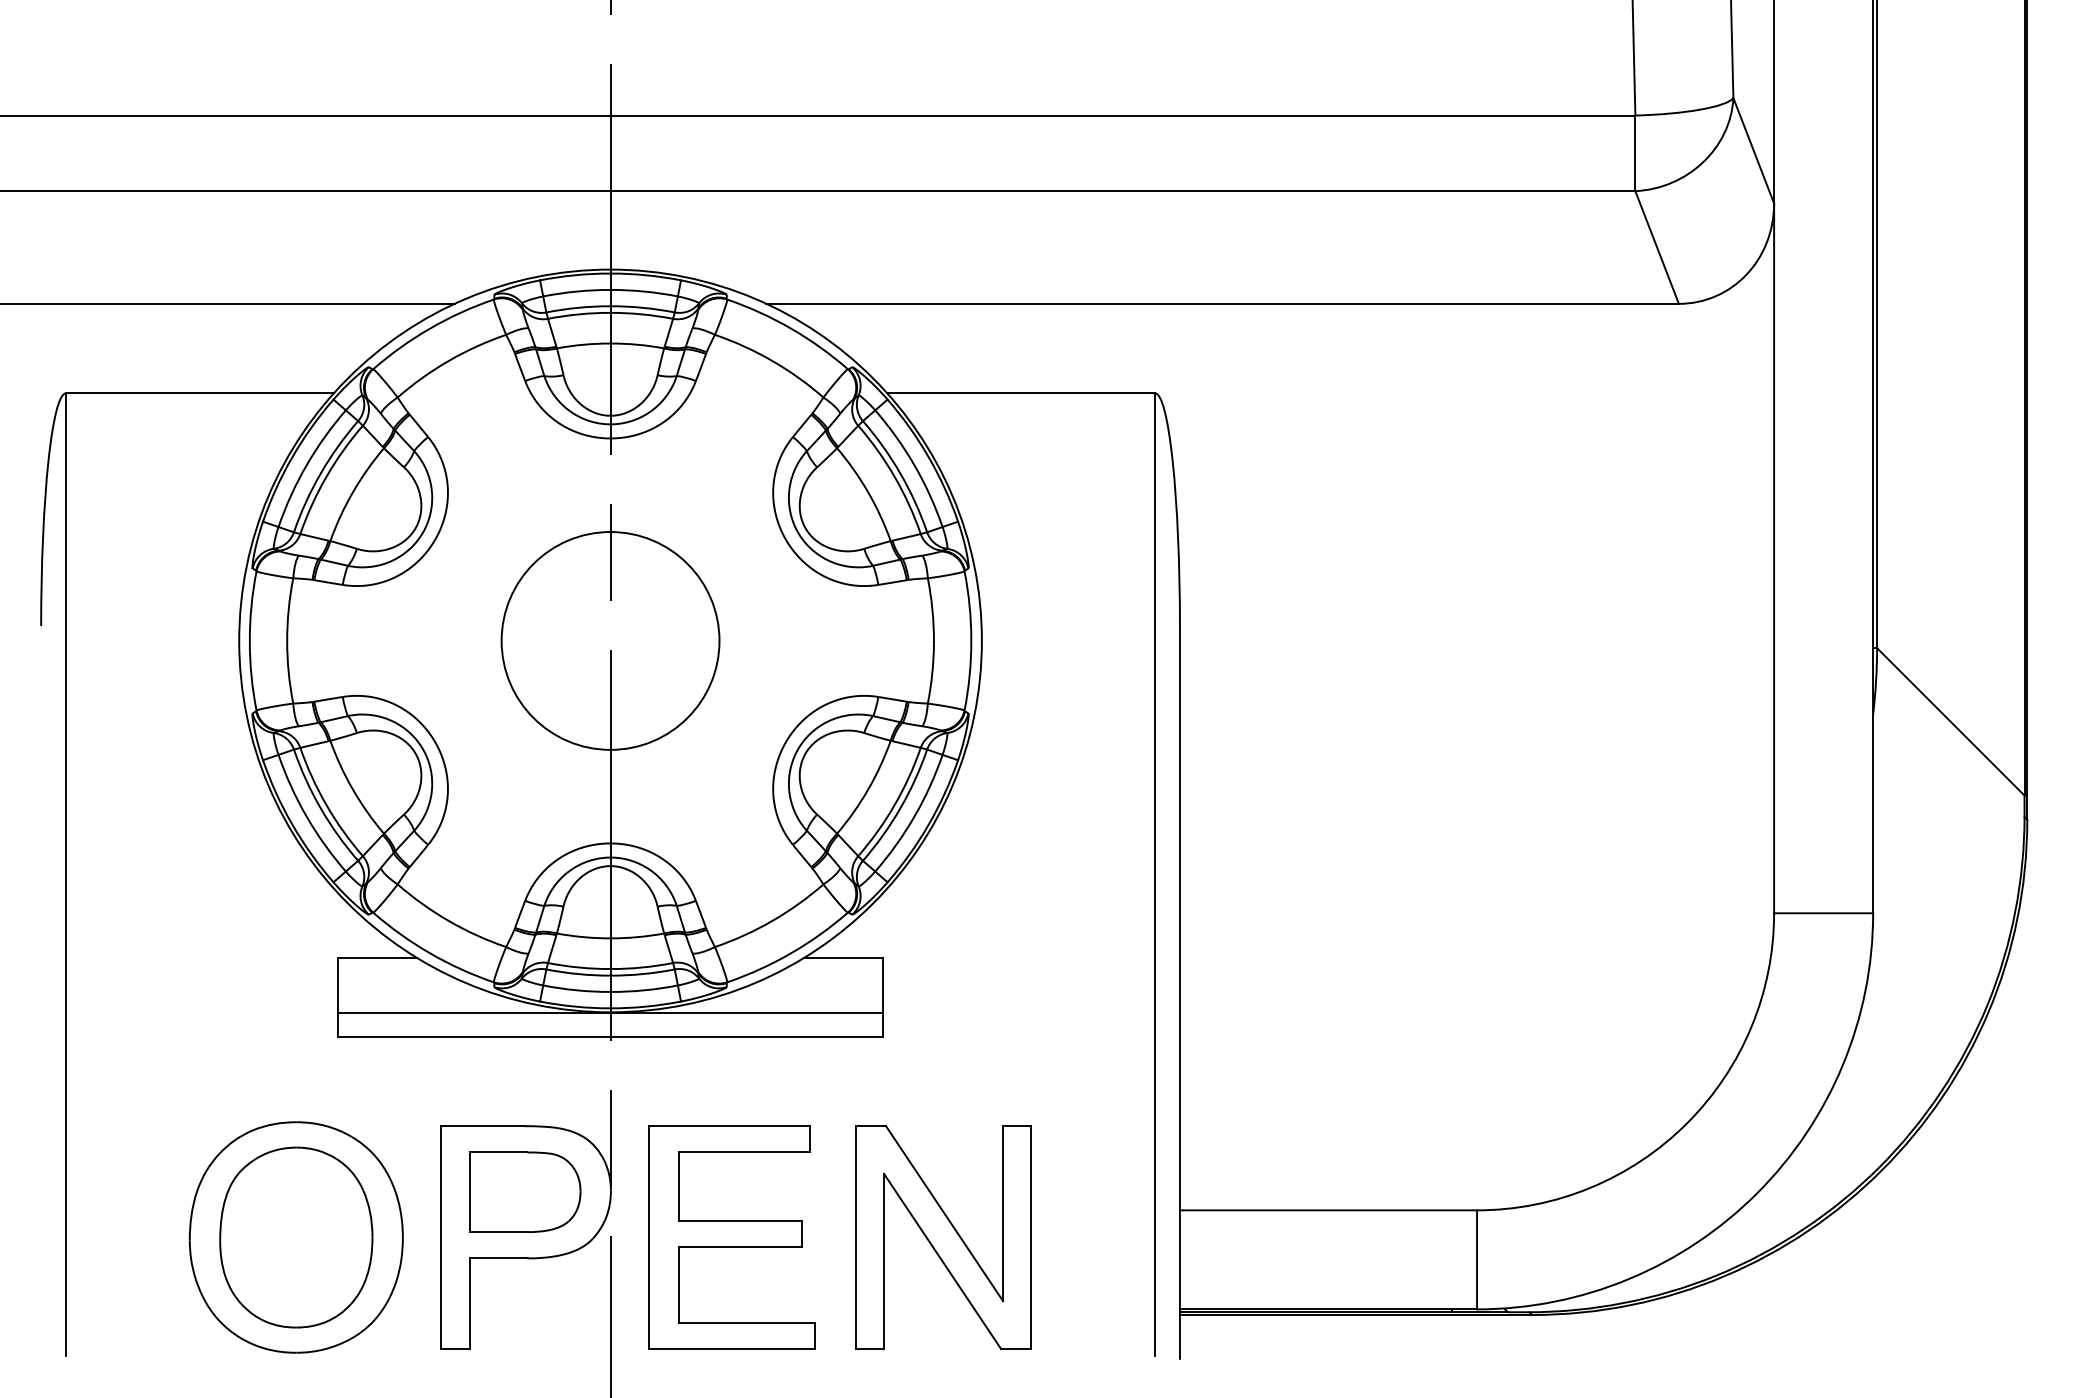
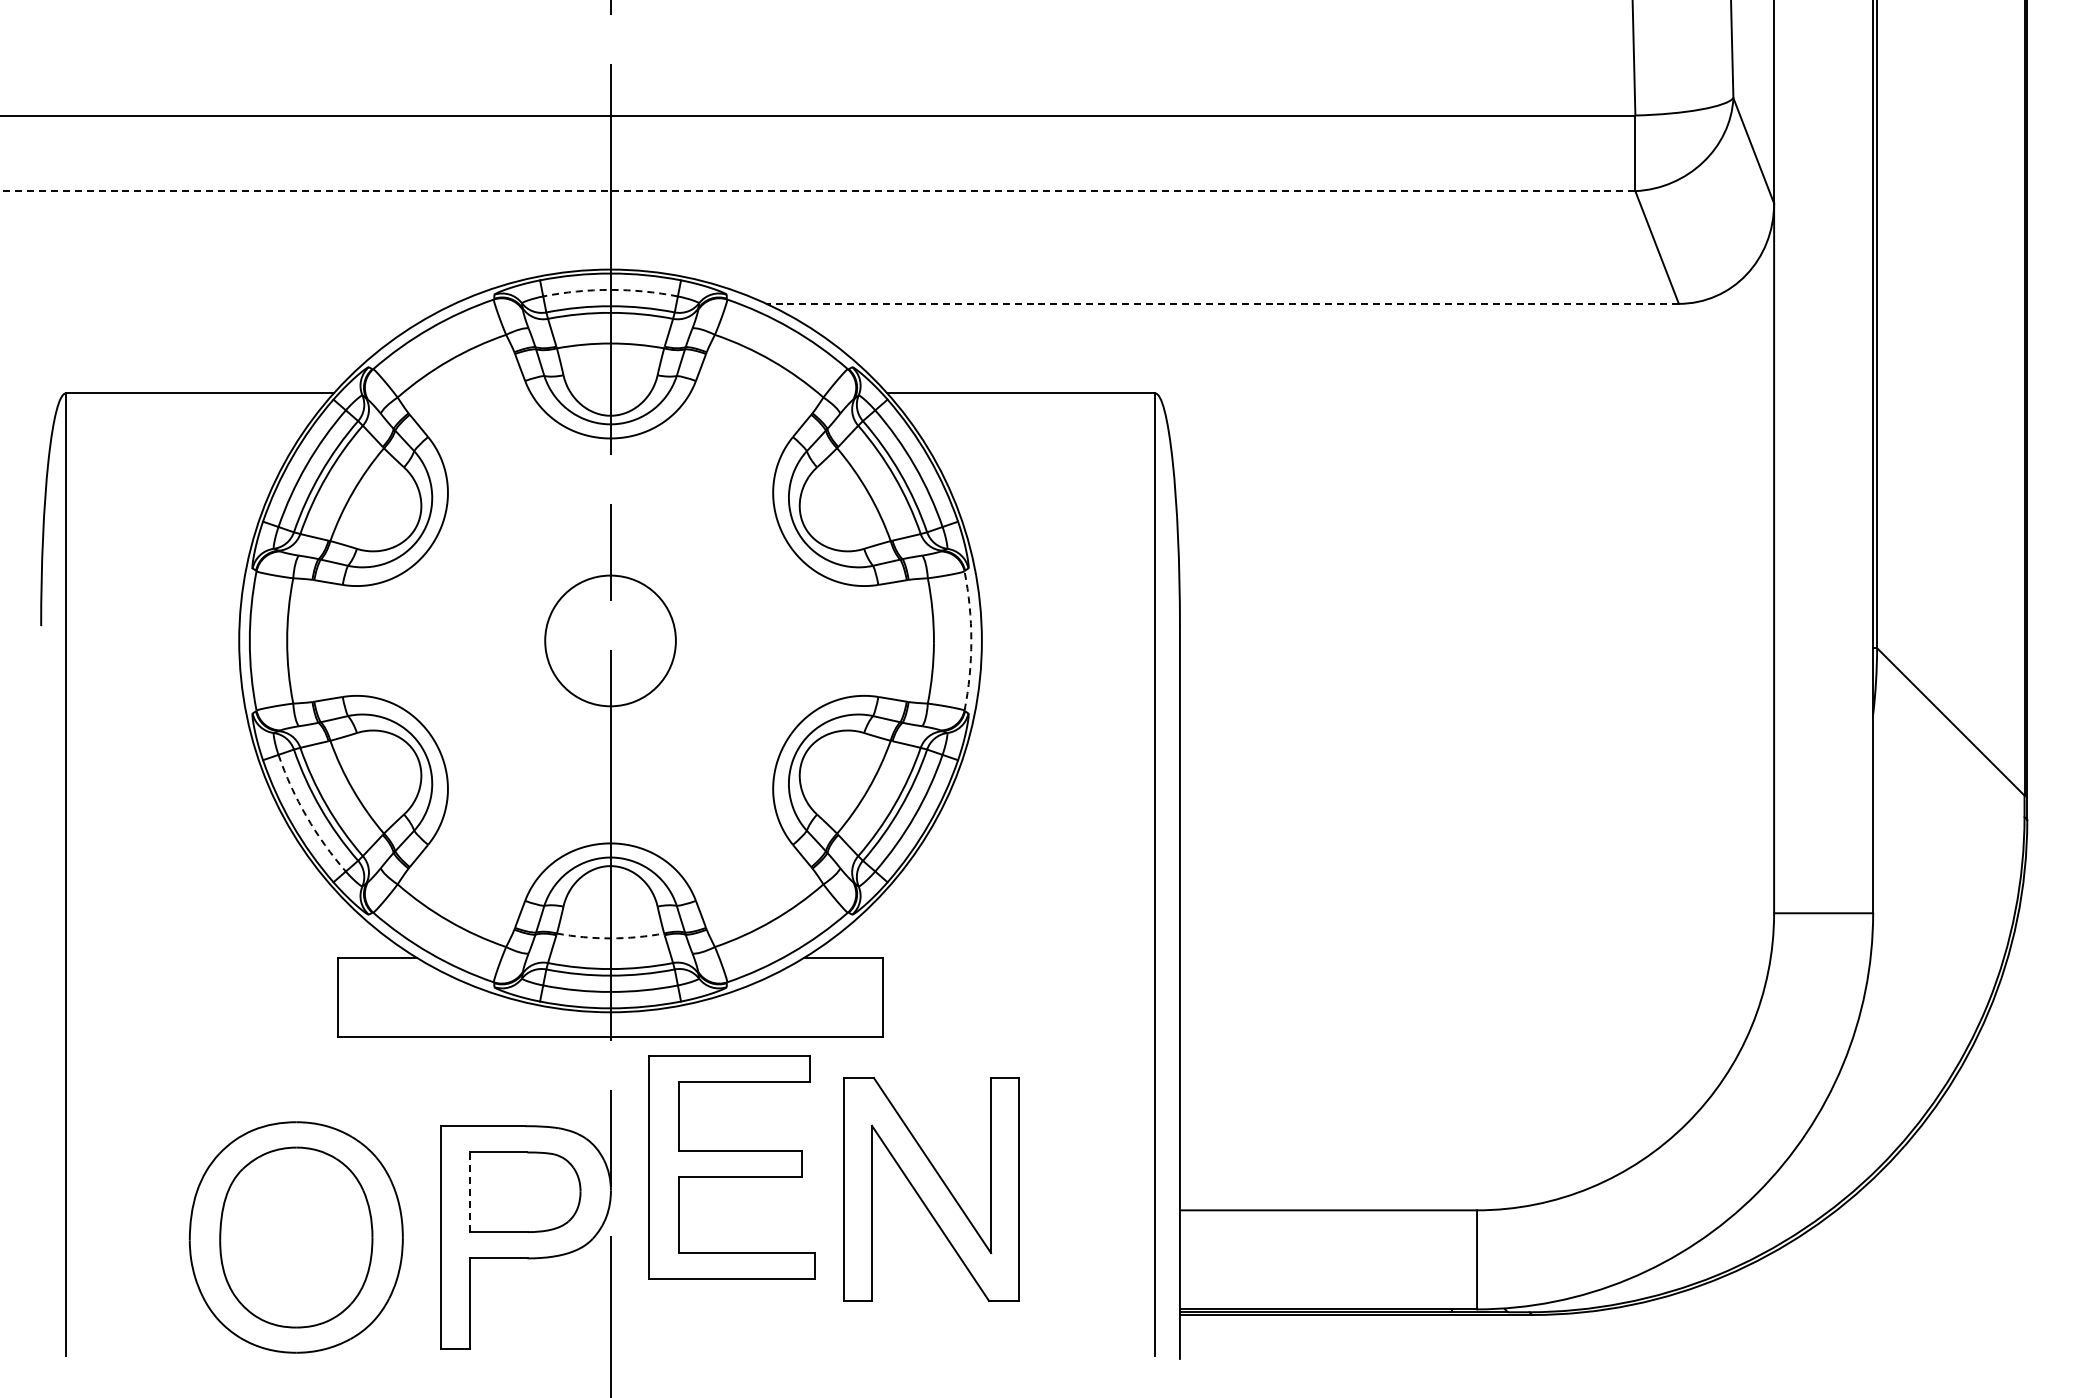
line: solid -> dashed (817, 191)
arc: solid -> dashed (610, 289)
line: present -> none (228, 303)
line: solid -> dashed (1222, 303)
circle diameter: 218 px -> 131 px (610, 640)
arc: solid -> dashed (971, 640)
arc: solid -> dashed (306, 816)
arc: solid -> dashed (610, 938)
line: present -> none (610, 1013)
line: solid -> dashed (470, 1192)
part position: (731, 1237) -> (731, 1167) (731, 1167)
part position: (943, 1237) -> (931, 1189) (931, 1189)
